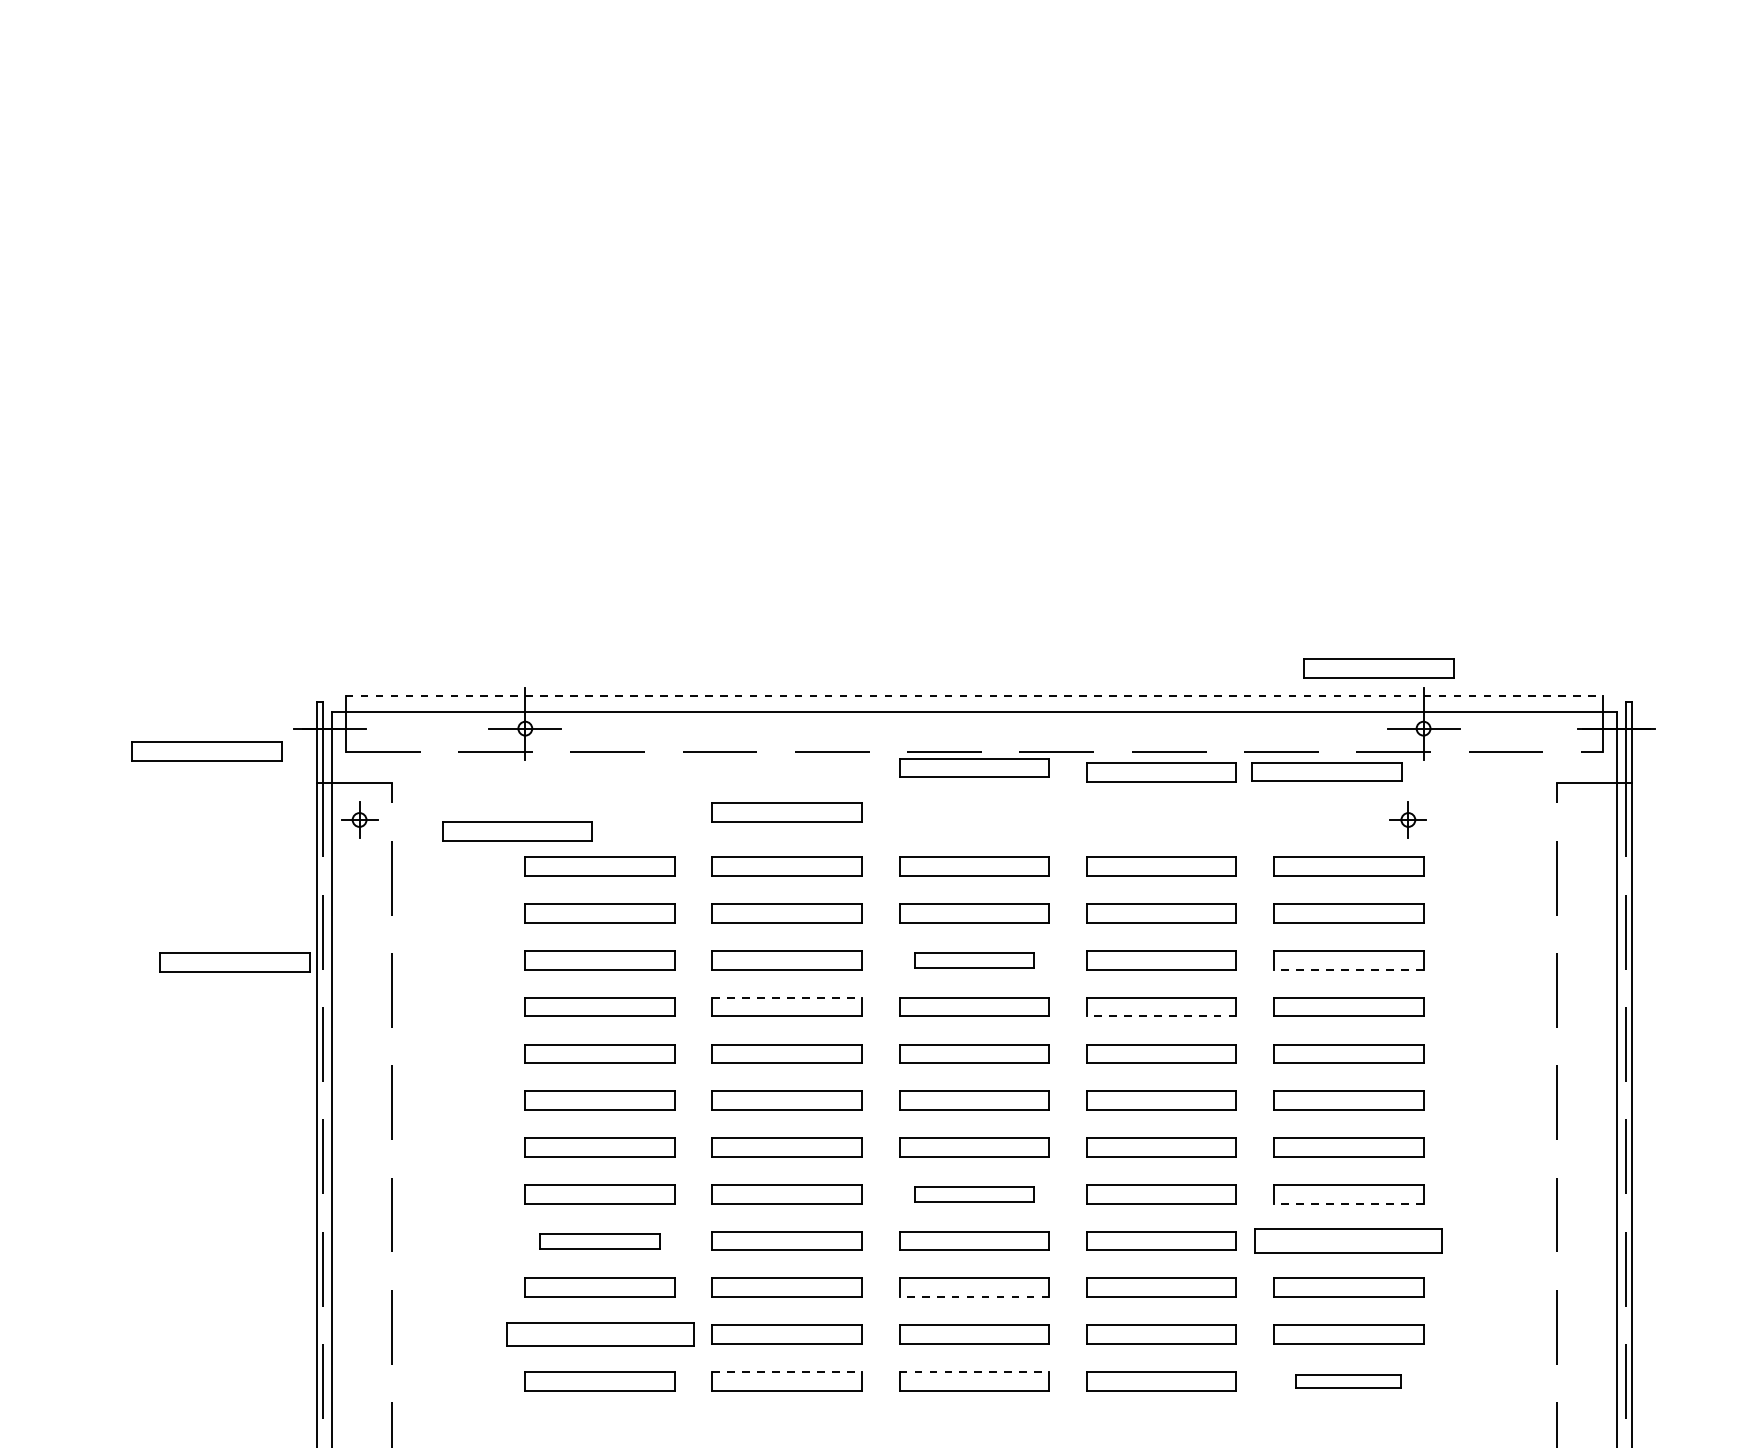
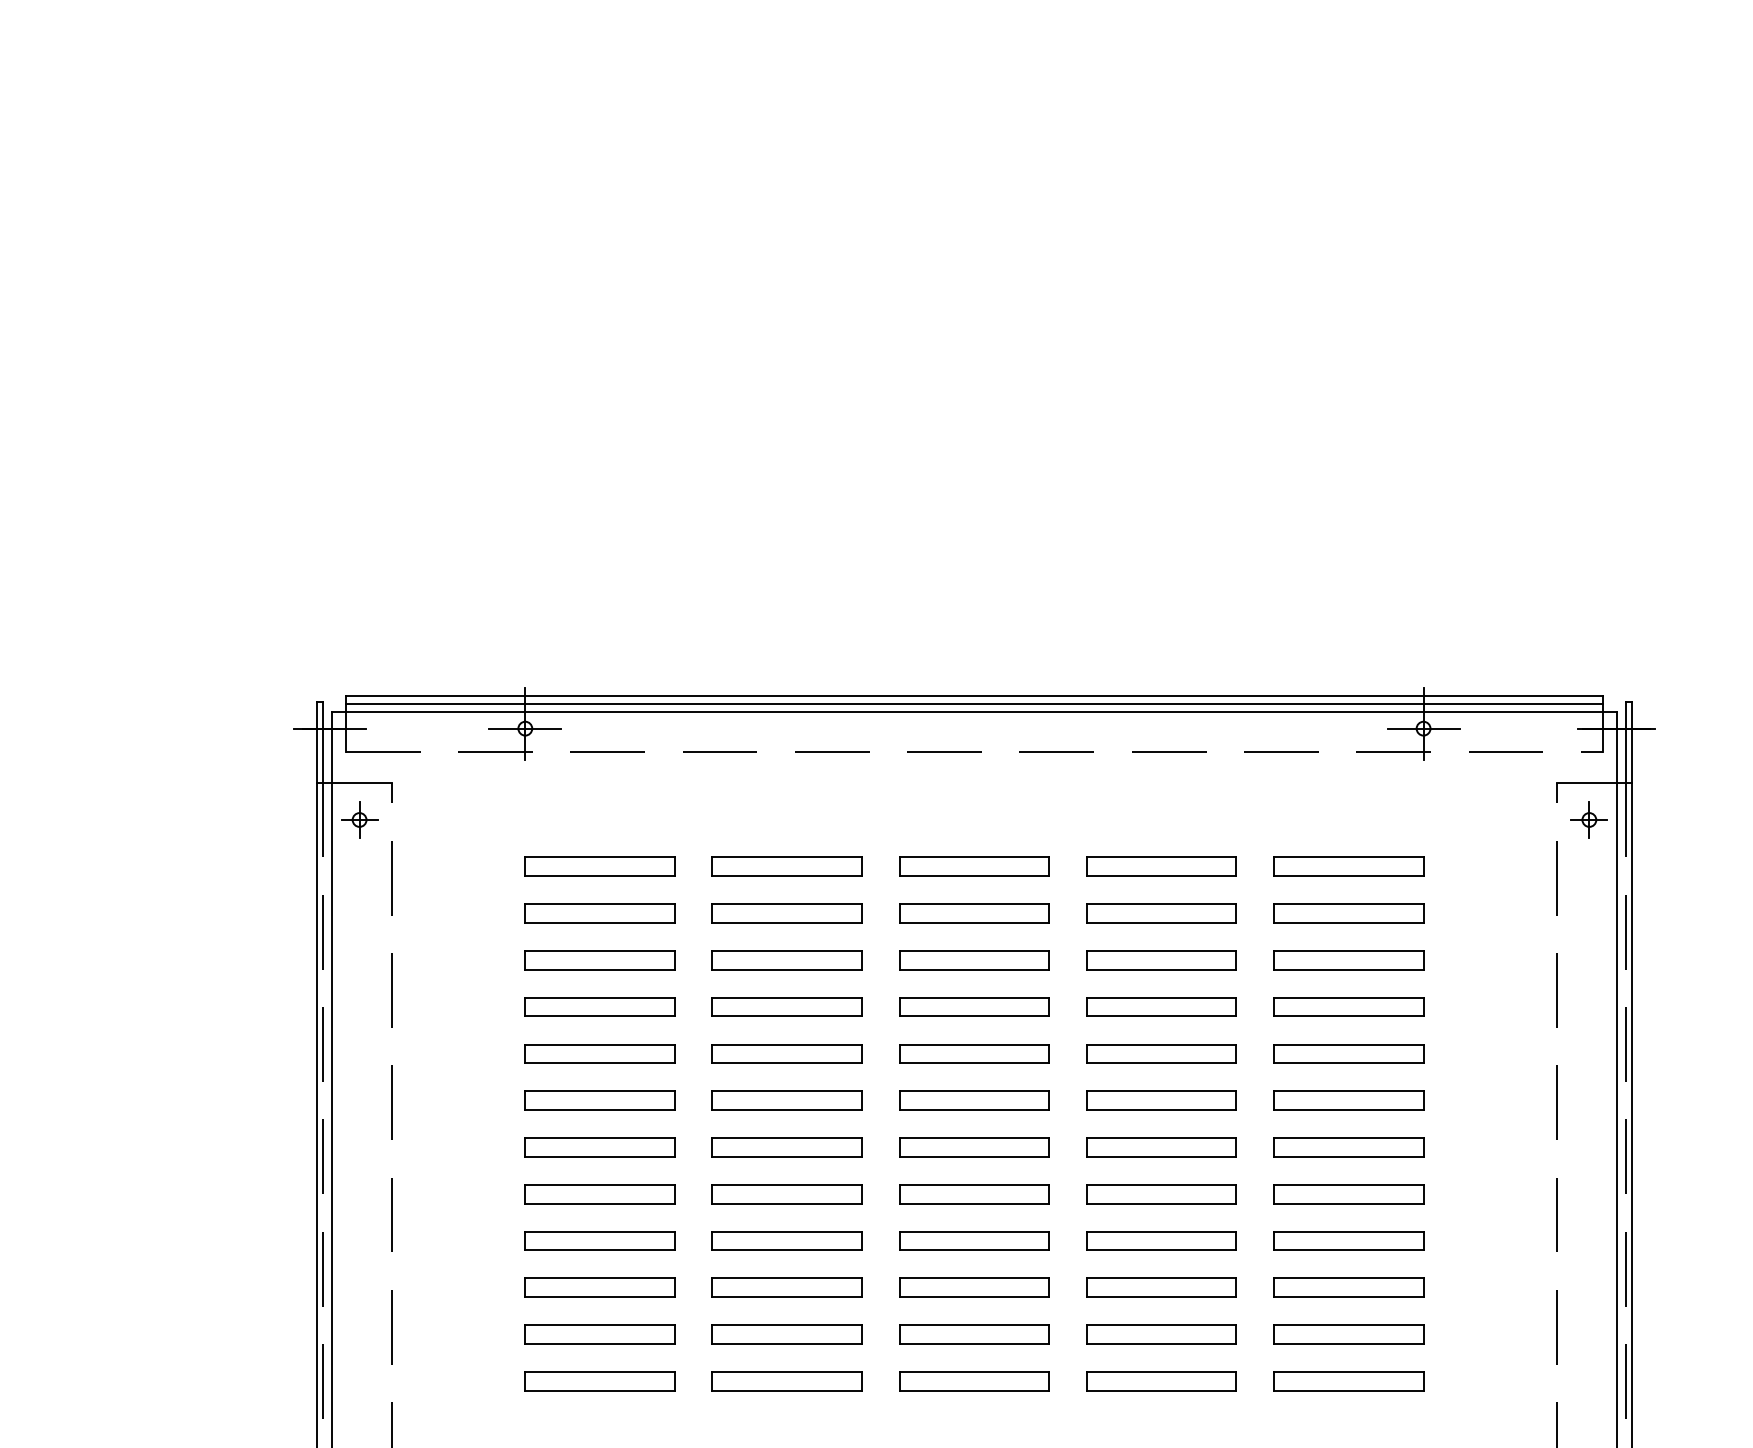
part: present -> none (1378, 668)
line: dashed -> solid (974, 696)
line: none -> present (974, 703)
part: present -> none (206, 751)
part: present -> none (974, 767)
part: present -> none (1326, 771)
part: present -> none (1161, 772)
part: present -> none (786, 812)
part position: (1407, 819) -> (1588, 819) (1588, 819)
part: present -> none (517, 831)
part size: 121x17 px -> 151x21 px (974, 960)
part: present -> none (234, 962)
line: dashed -> solid (1348, 969)
line: dashed -> solid (787, 997)
line: dashed -> solid (1161, 1016)
part size: 121x17 px -> 151x21 px (974, 1194)
line: dashed -> solid (1348, 1203)
part size: 189x26 px -> 152x20 px (1348, 1240)
part size: 122x17 px -> 152x20 px (599, 1240)
line: dashed -> solid (974, 1297)
part size: 189x25 px -> 152x21 px (599, 1334)
line: dashed -> solid (787, 1372)
line: dashed -> solid (974, 1372)
part size: 107x15 px -> 152x21 px (1348, 1381)
